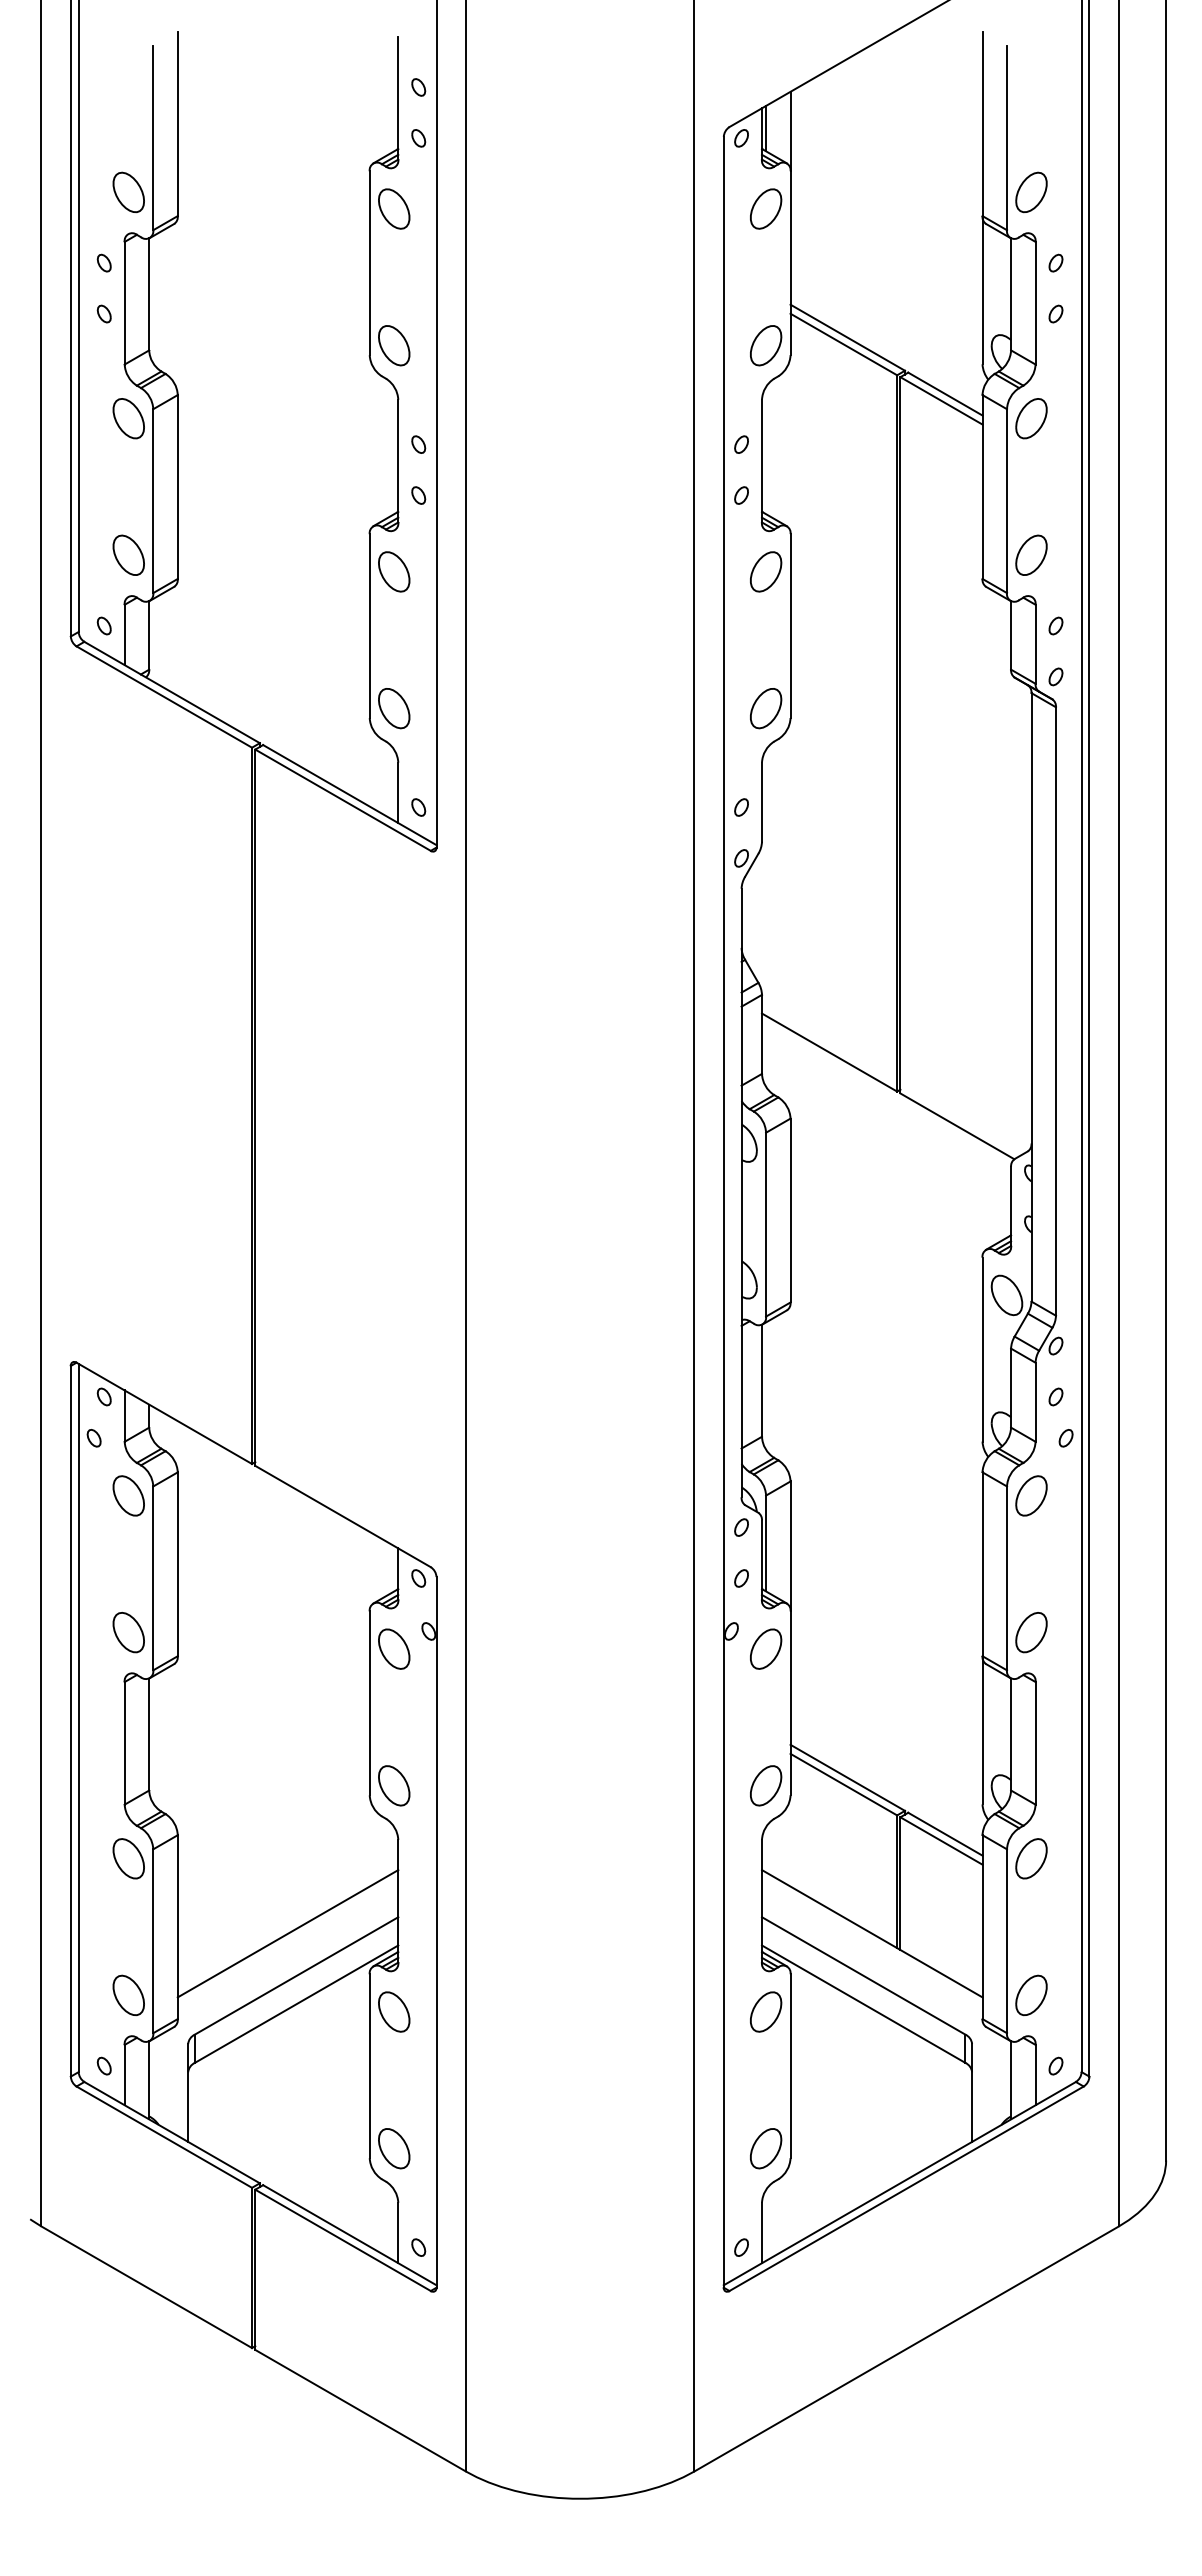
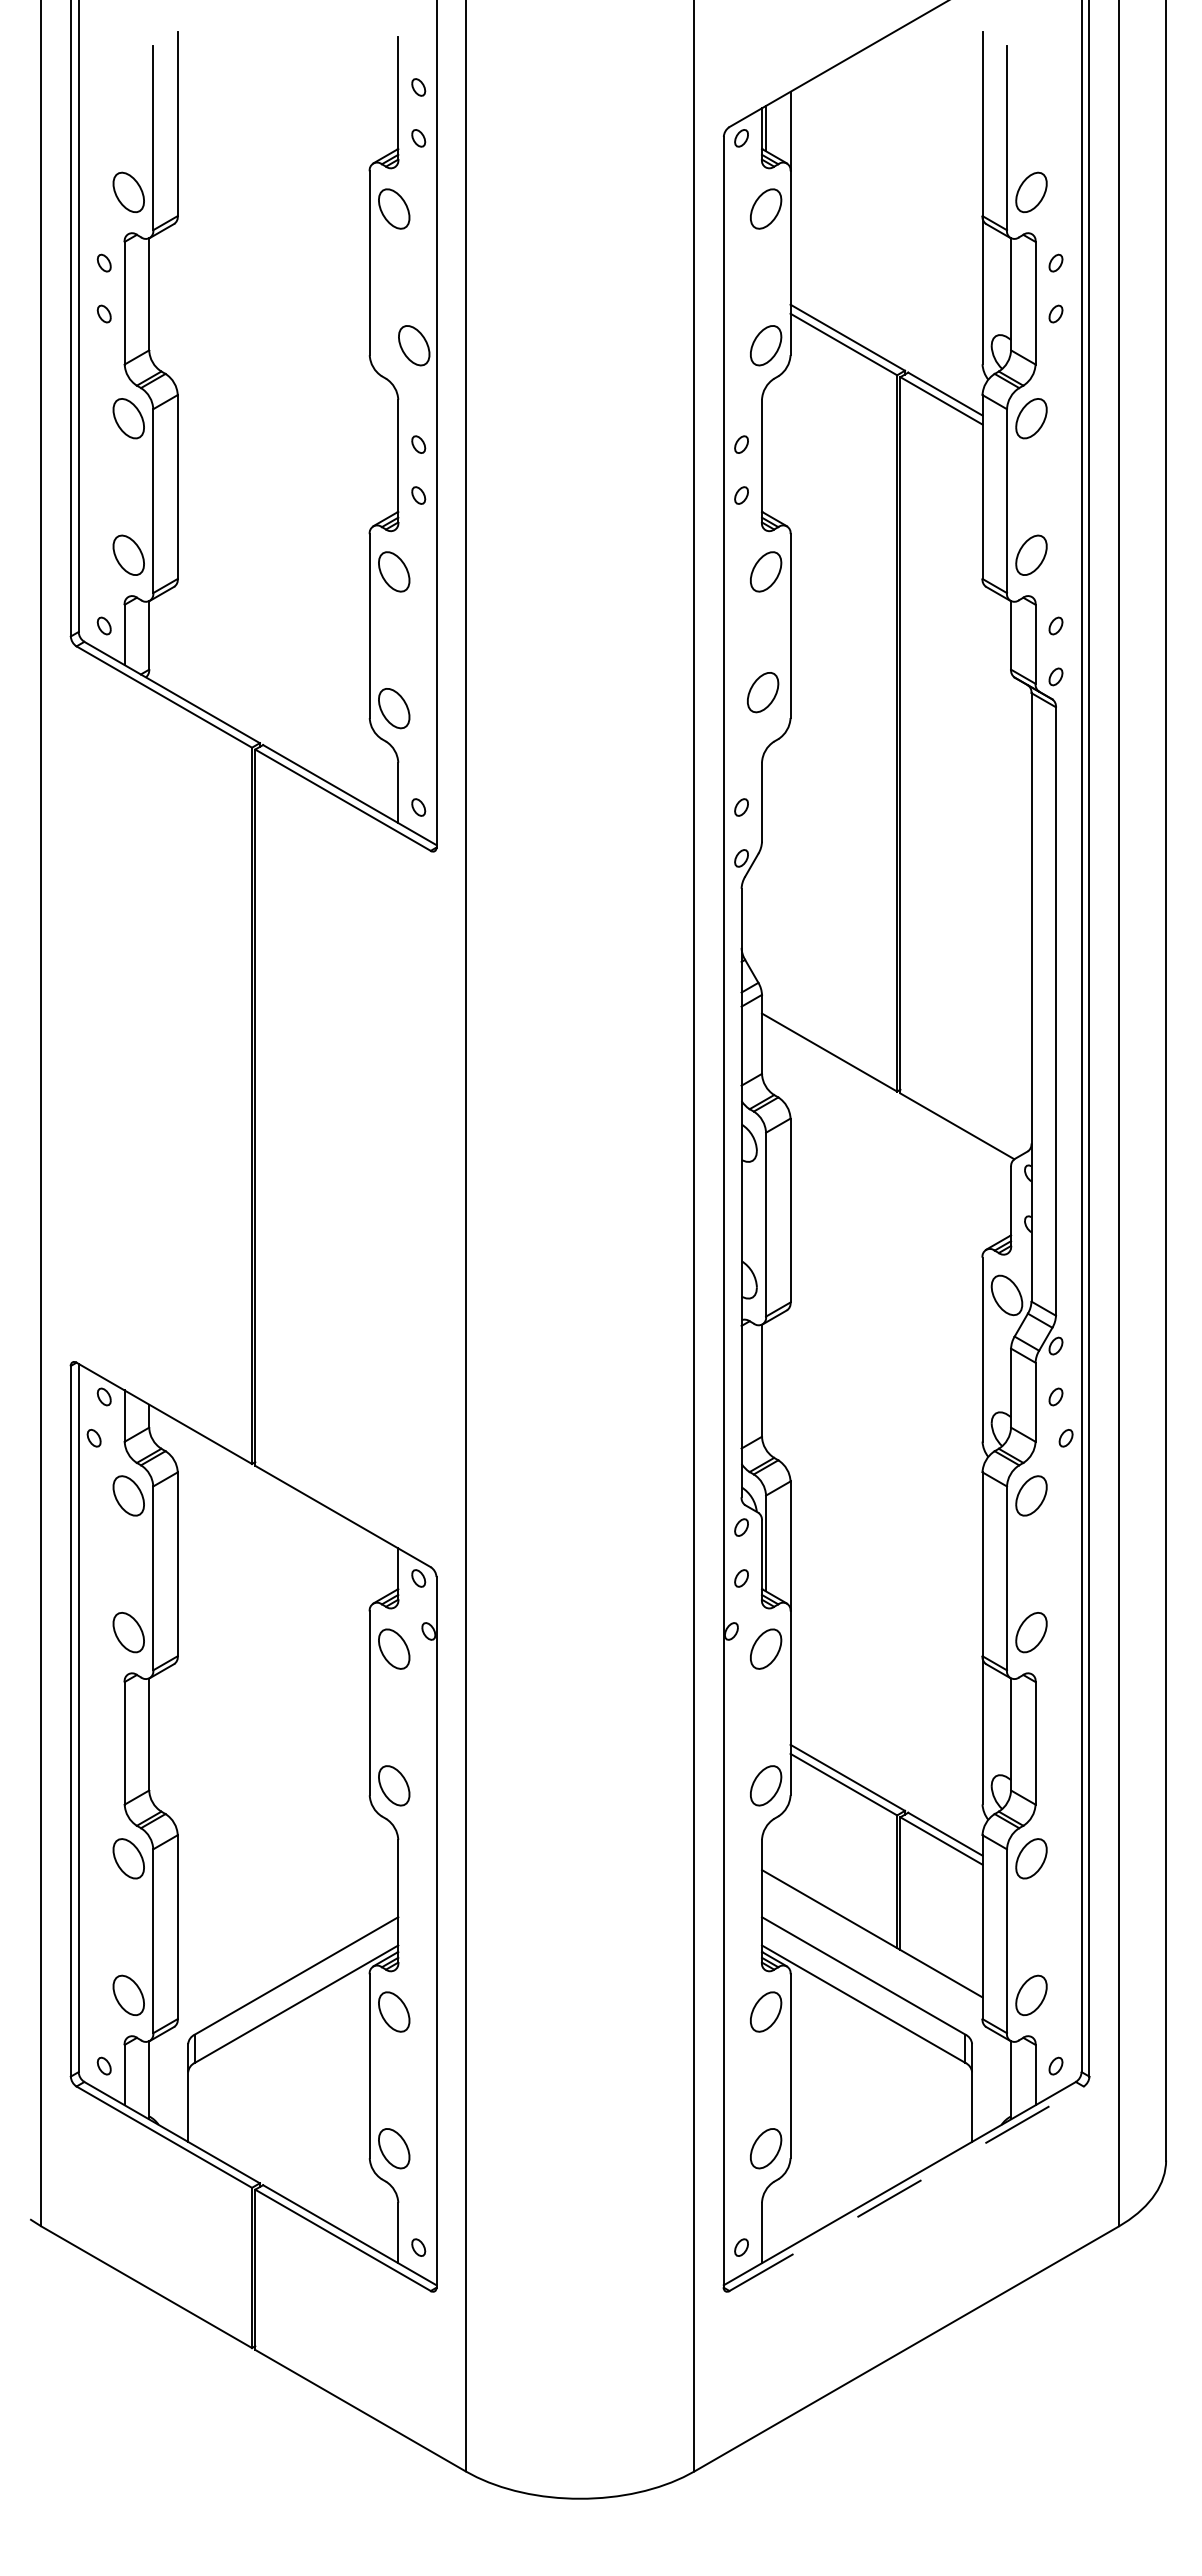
part position: (394, 345) -> (414, 345) (414, 345)
part position: (766, 708) -> (763, 692) (763, 692)
line: present -> none (287, 1933)
line: solid -> dashed (906, 2188)
